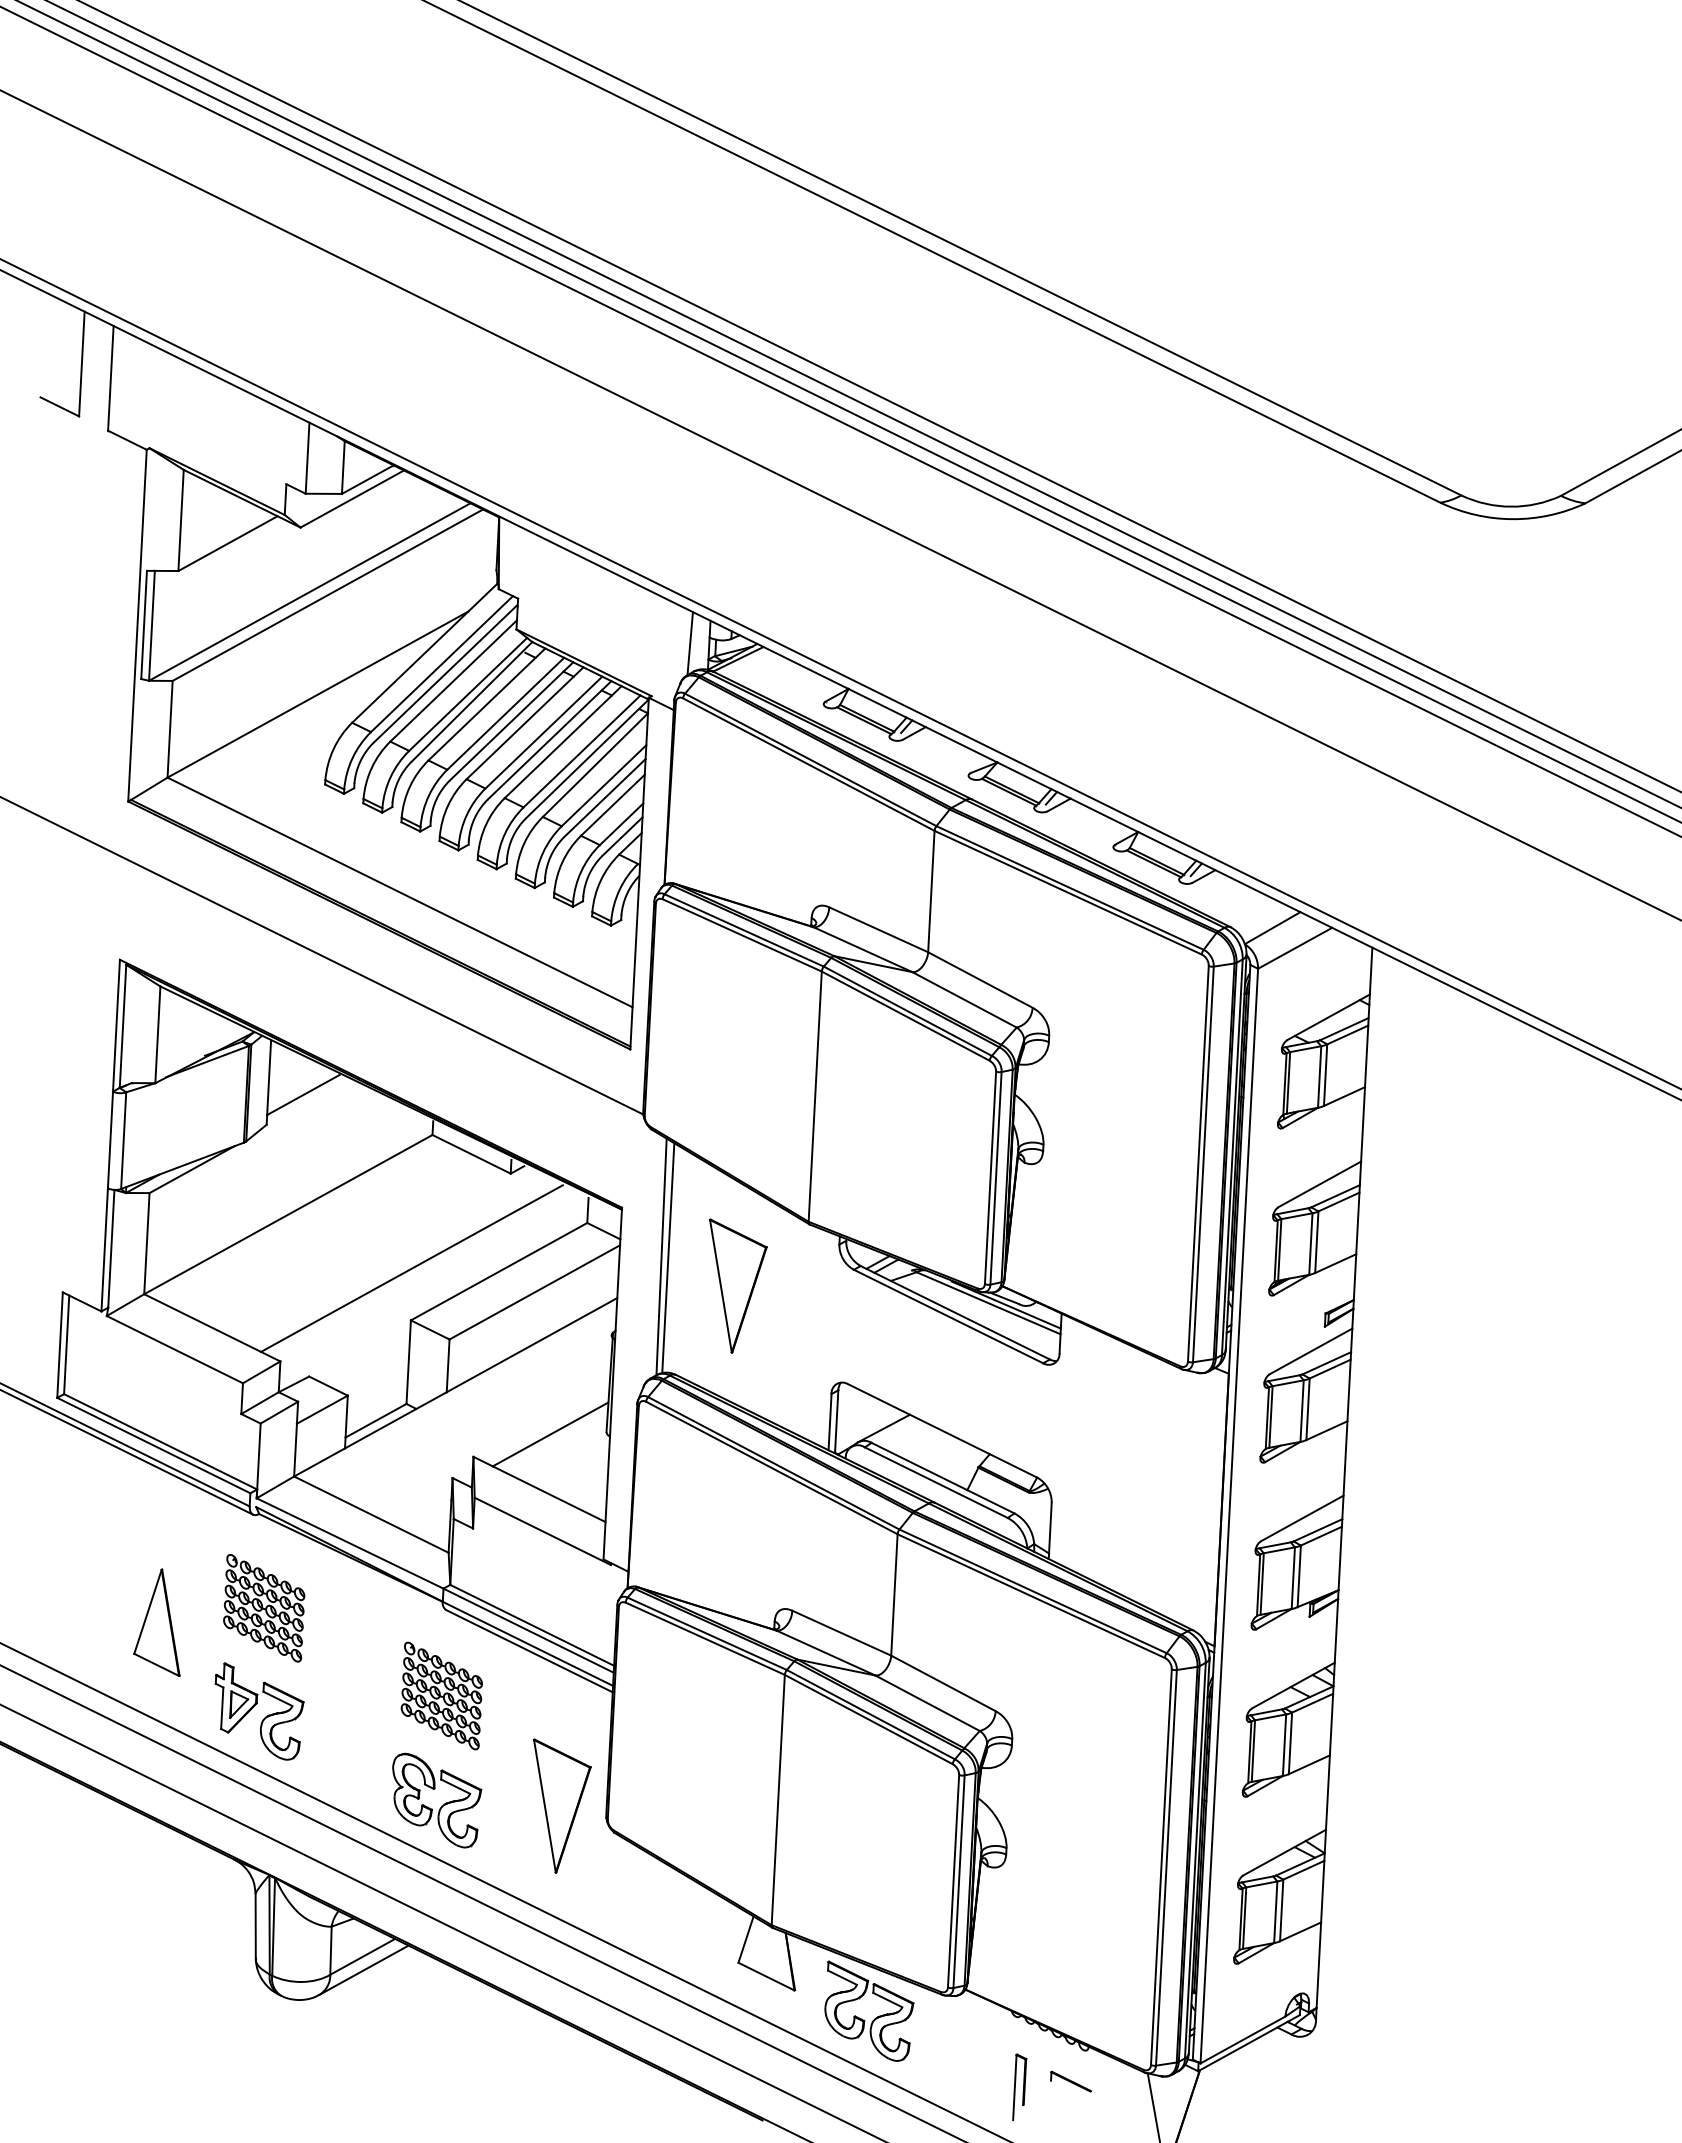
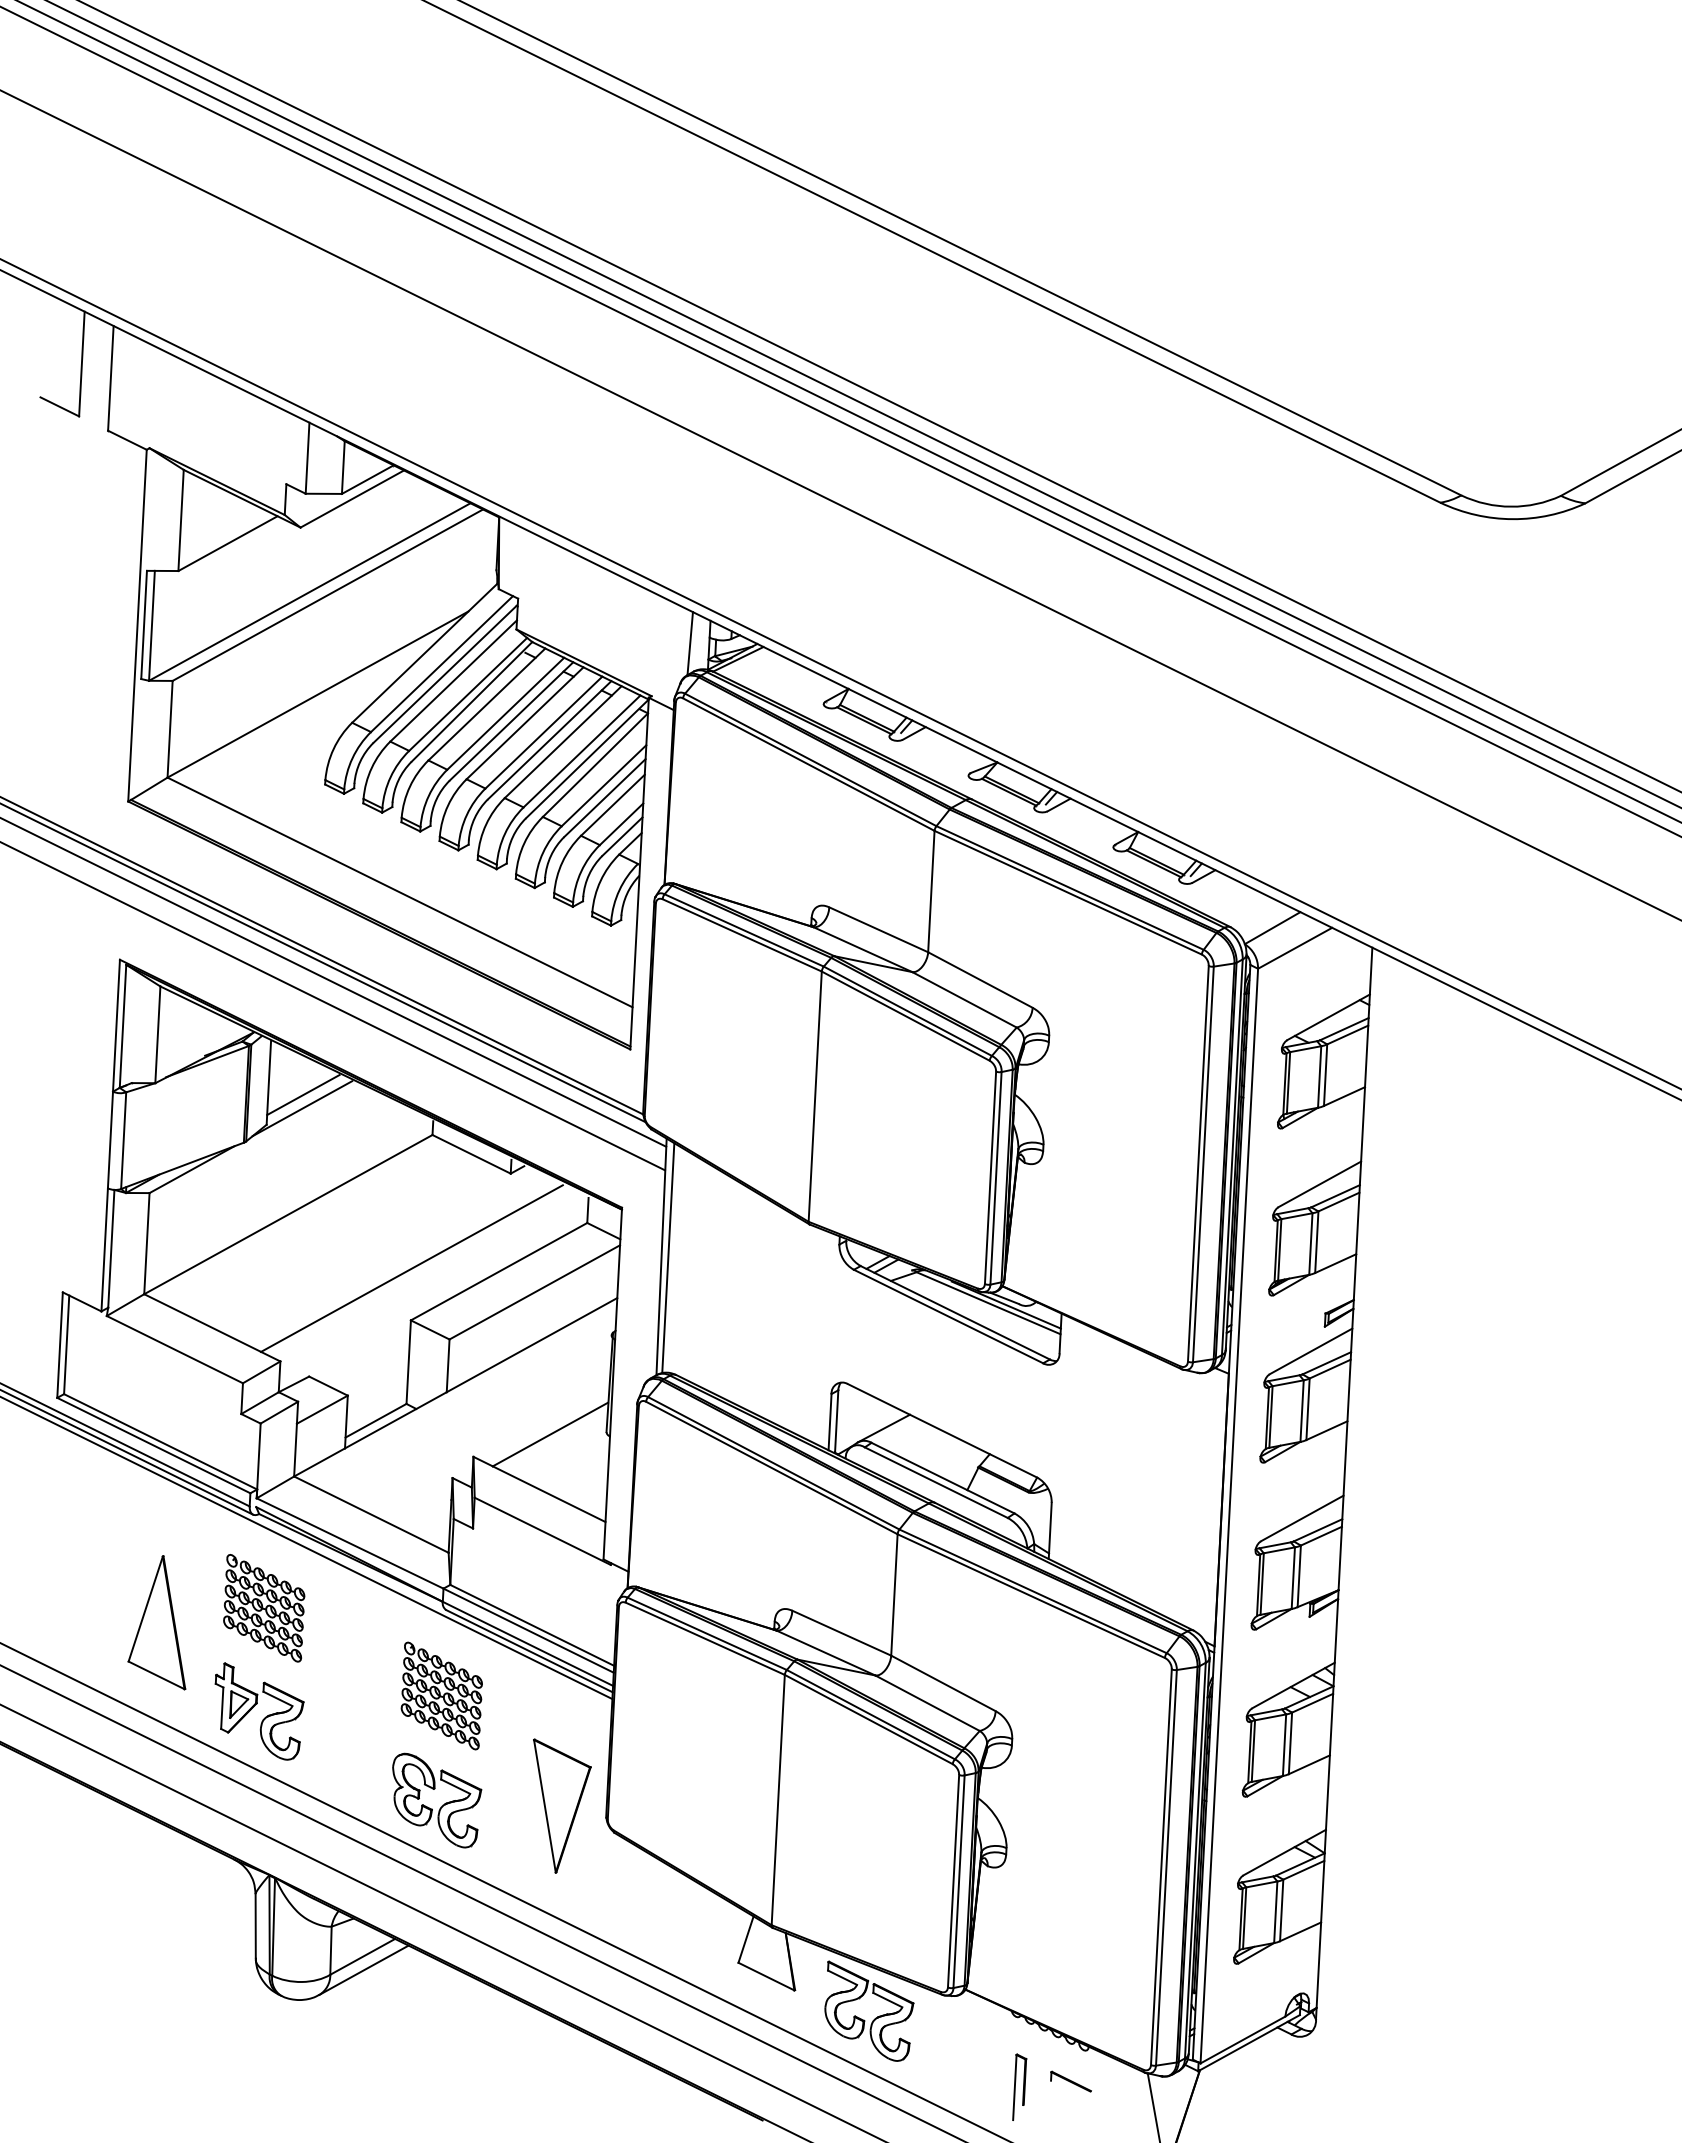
line: none -> present (323, 963)
line: none -> present (334, 982)
line: none -> present (333, 1006)
line: none -> present (302, 1108)
part: present -> none (738, 1285)
line: none -> present (307, 1548)
part size: 48x109 px -> 60x136 px (156, 1622)
